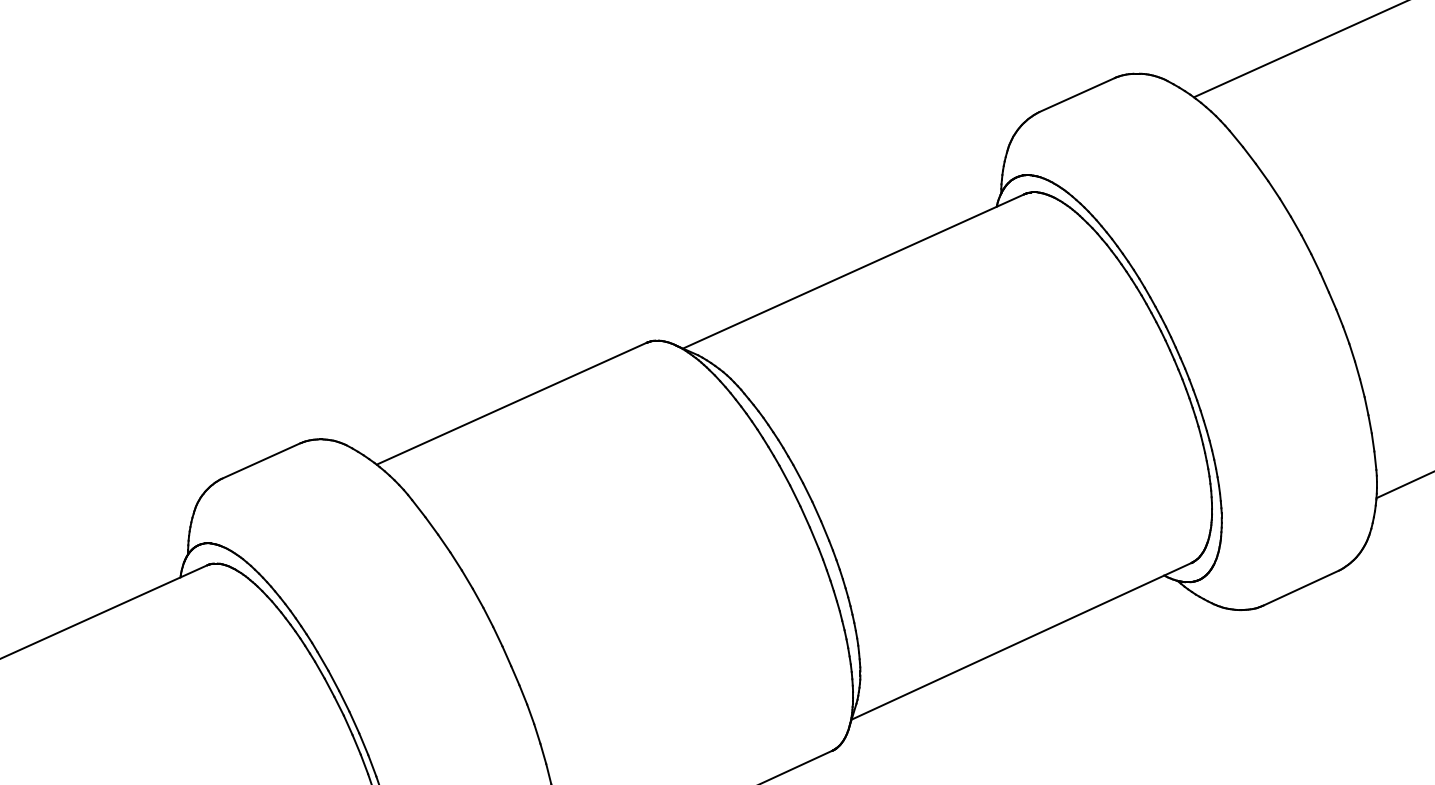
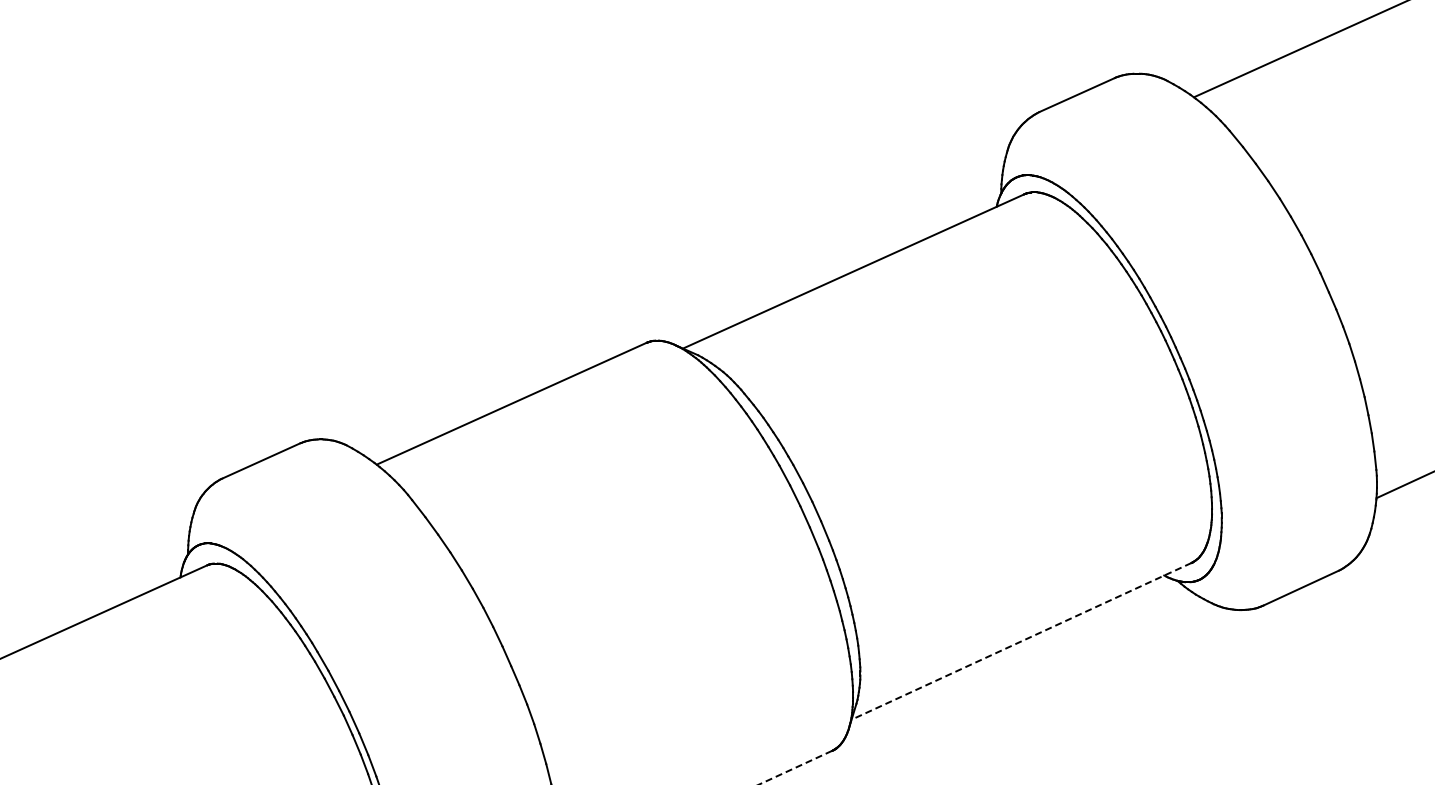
line: solid -> dashed (1021, 641)
line: solid -> dashed (794, 768)
